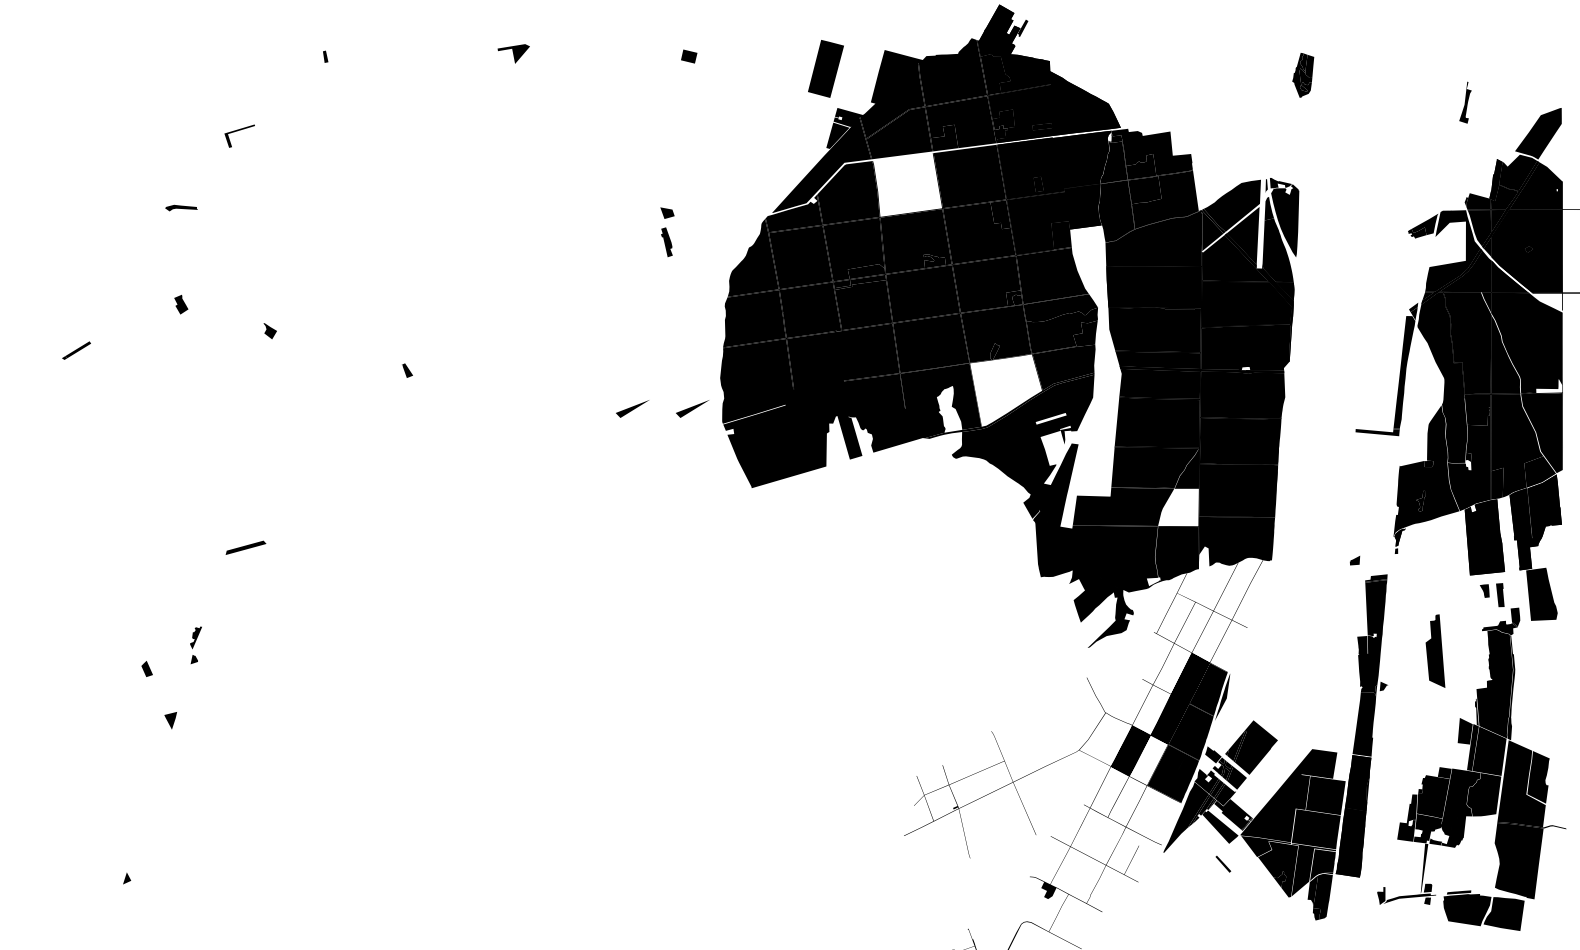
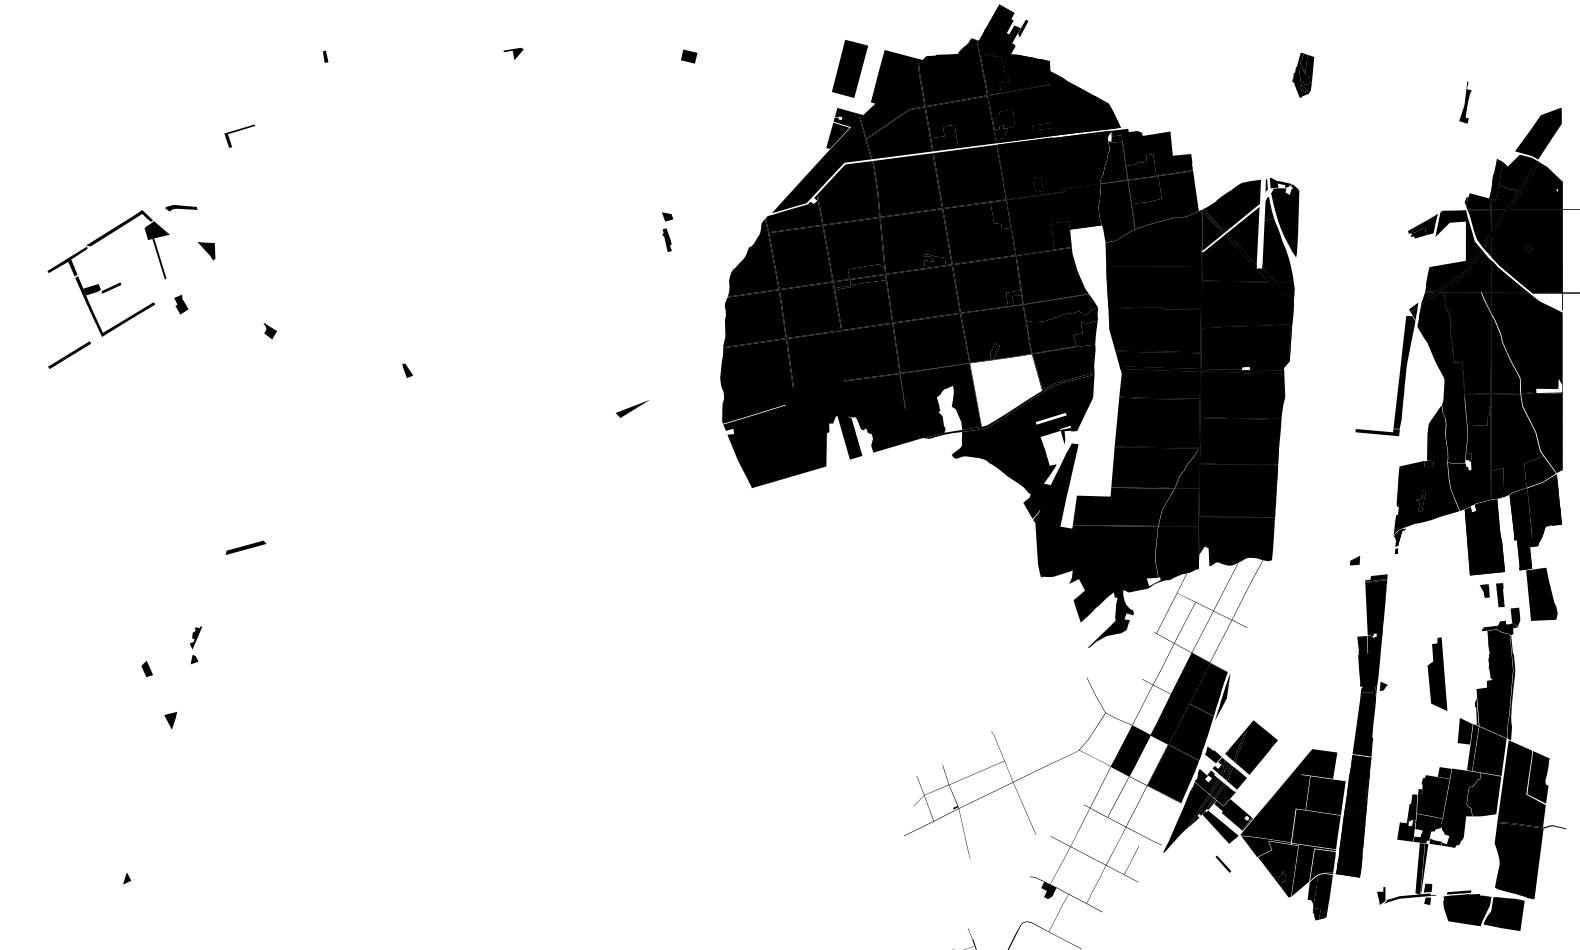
part size: 33x20 px -> 21x12 px (513, 53)
part position: (825, 68) -> (849, 68) (849, 68)
fill: none -> present (907, 184)
part size: 15x50 px -> 12x40 px (667, 231)
part: none -> present (206, 251)
part: none -> present (113, 285)
fill: none -> present (56, 363)
part: present -> none (692, 408)
fill: none -> present (1178, 507)
part position: (1435, 650) -> (1437, 673) (1437, 673)
fill: none -> present (1419, 868)
